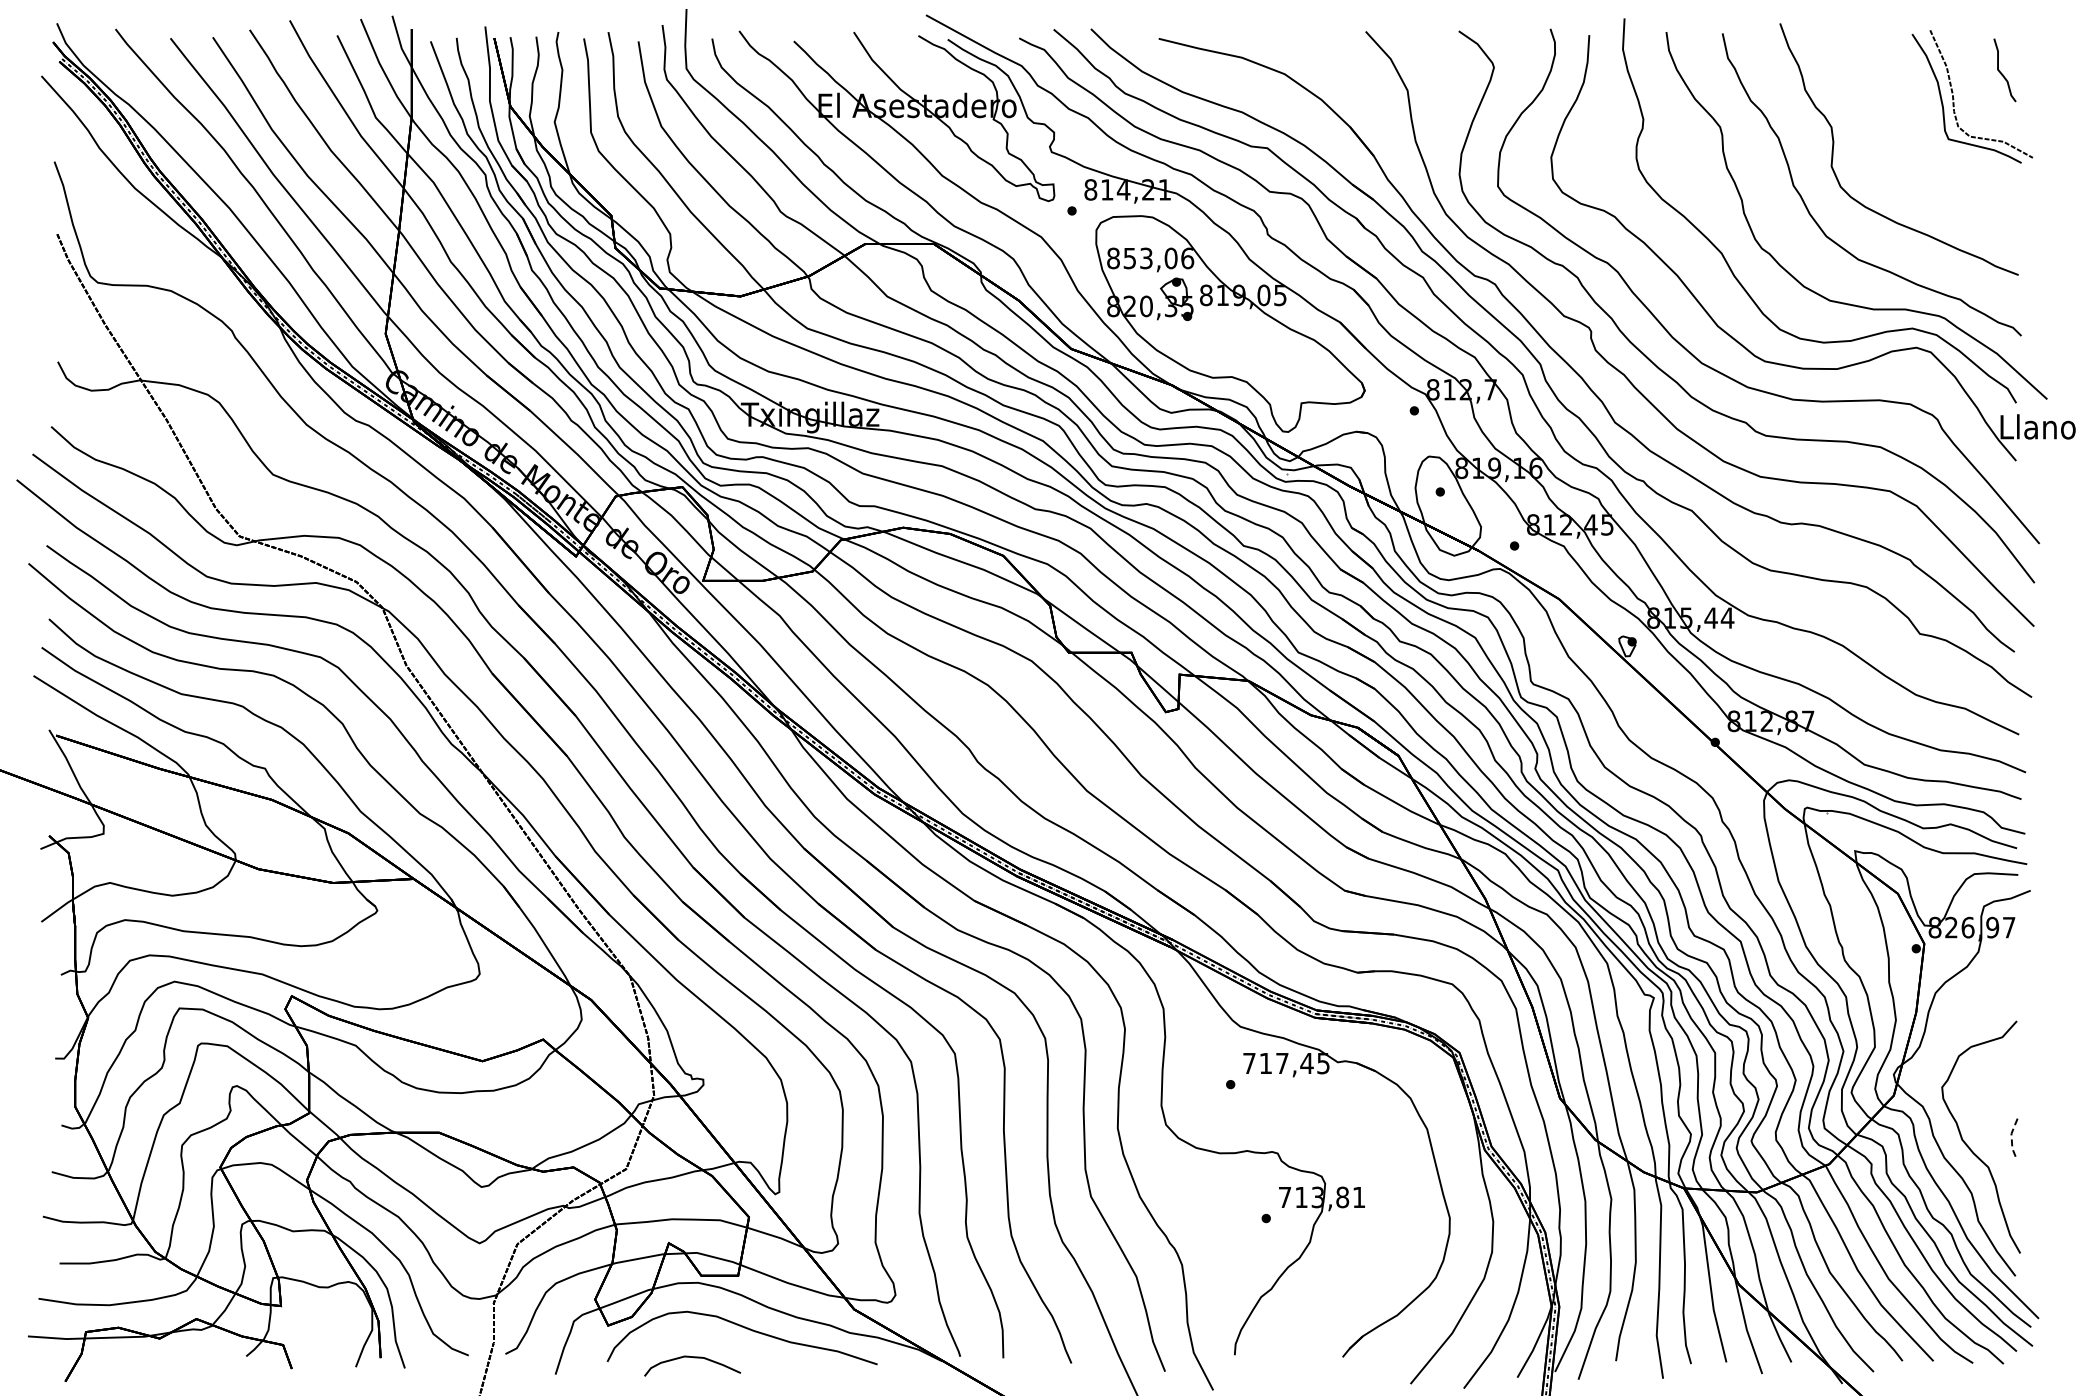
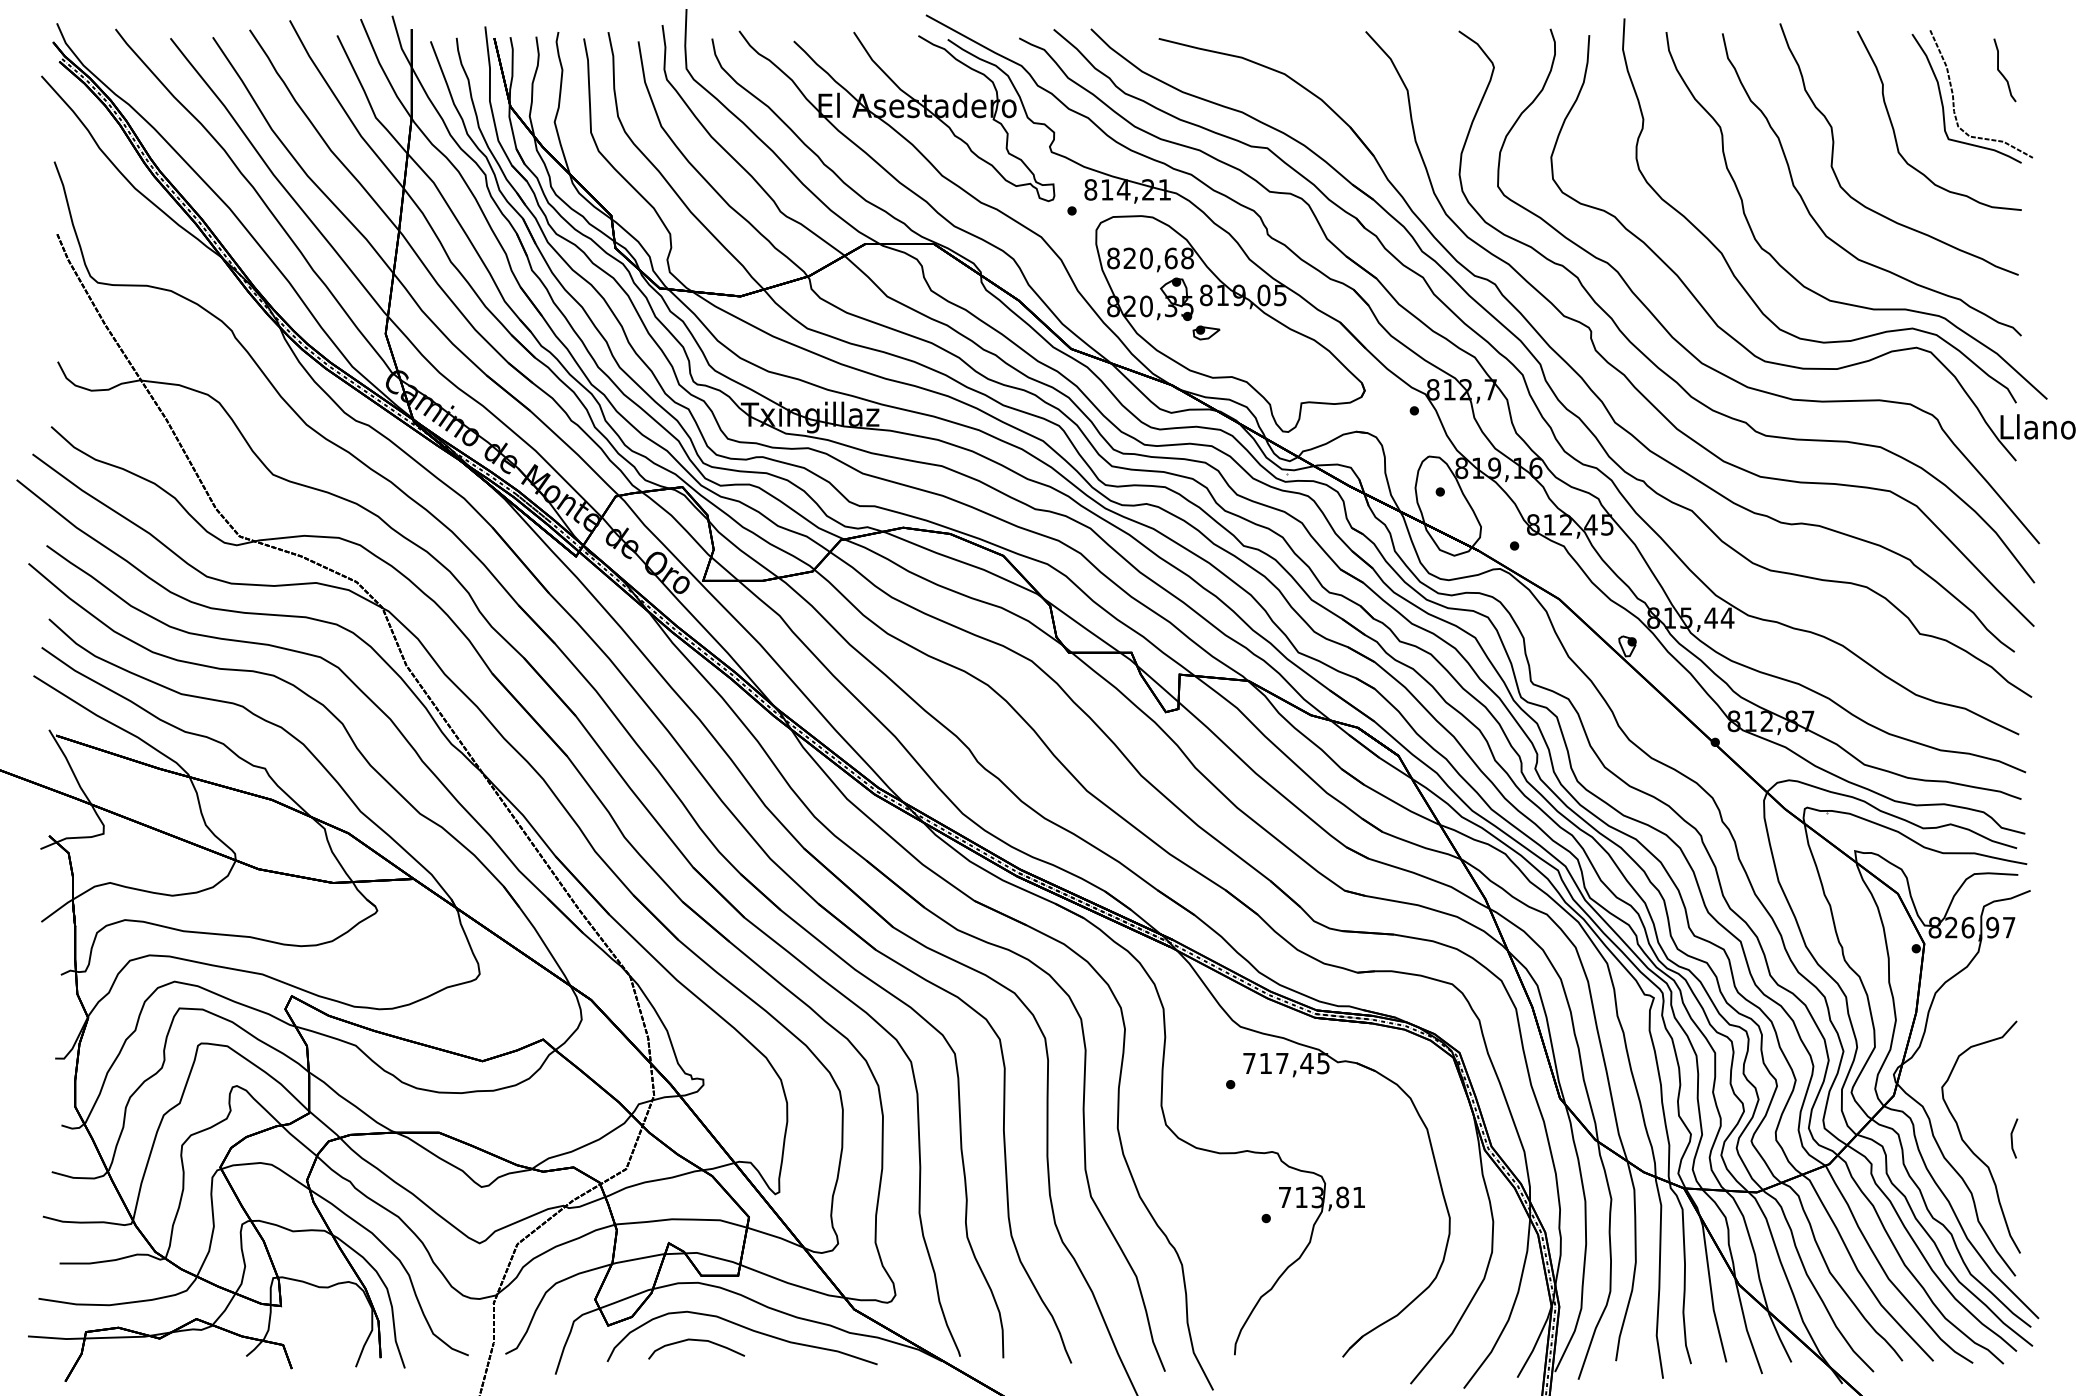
curve: none -> present (1894, 128)
text: 853,06 -> 820,68 (1158, 258)
part: none -> present (1206, 332)
line: dashed -> solid (2011, 1138)
curve position: (693, 1358) -> (697, 1341) (697, 1341)
